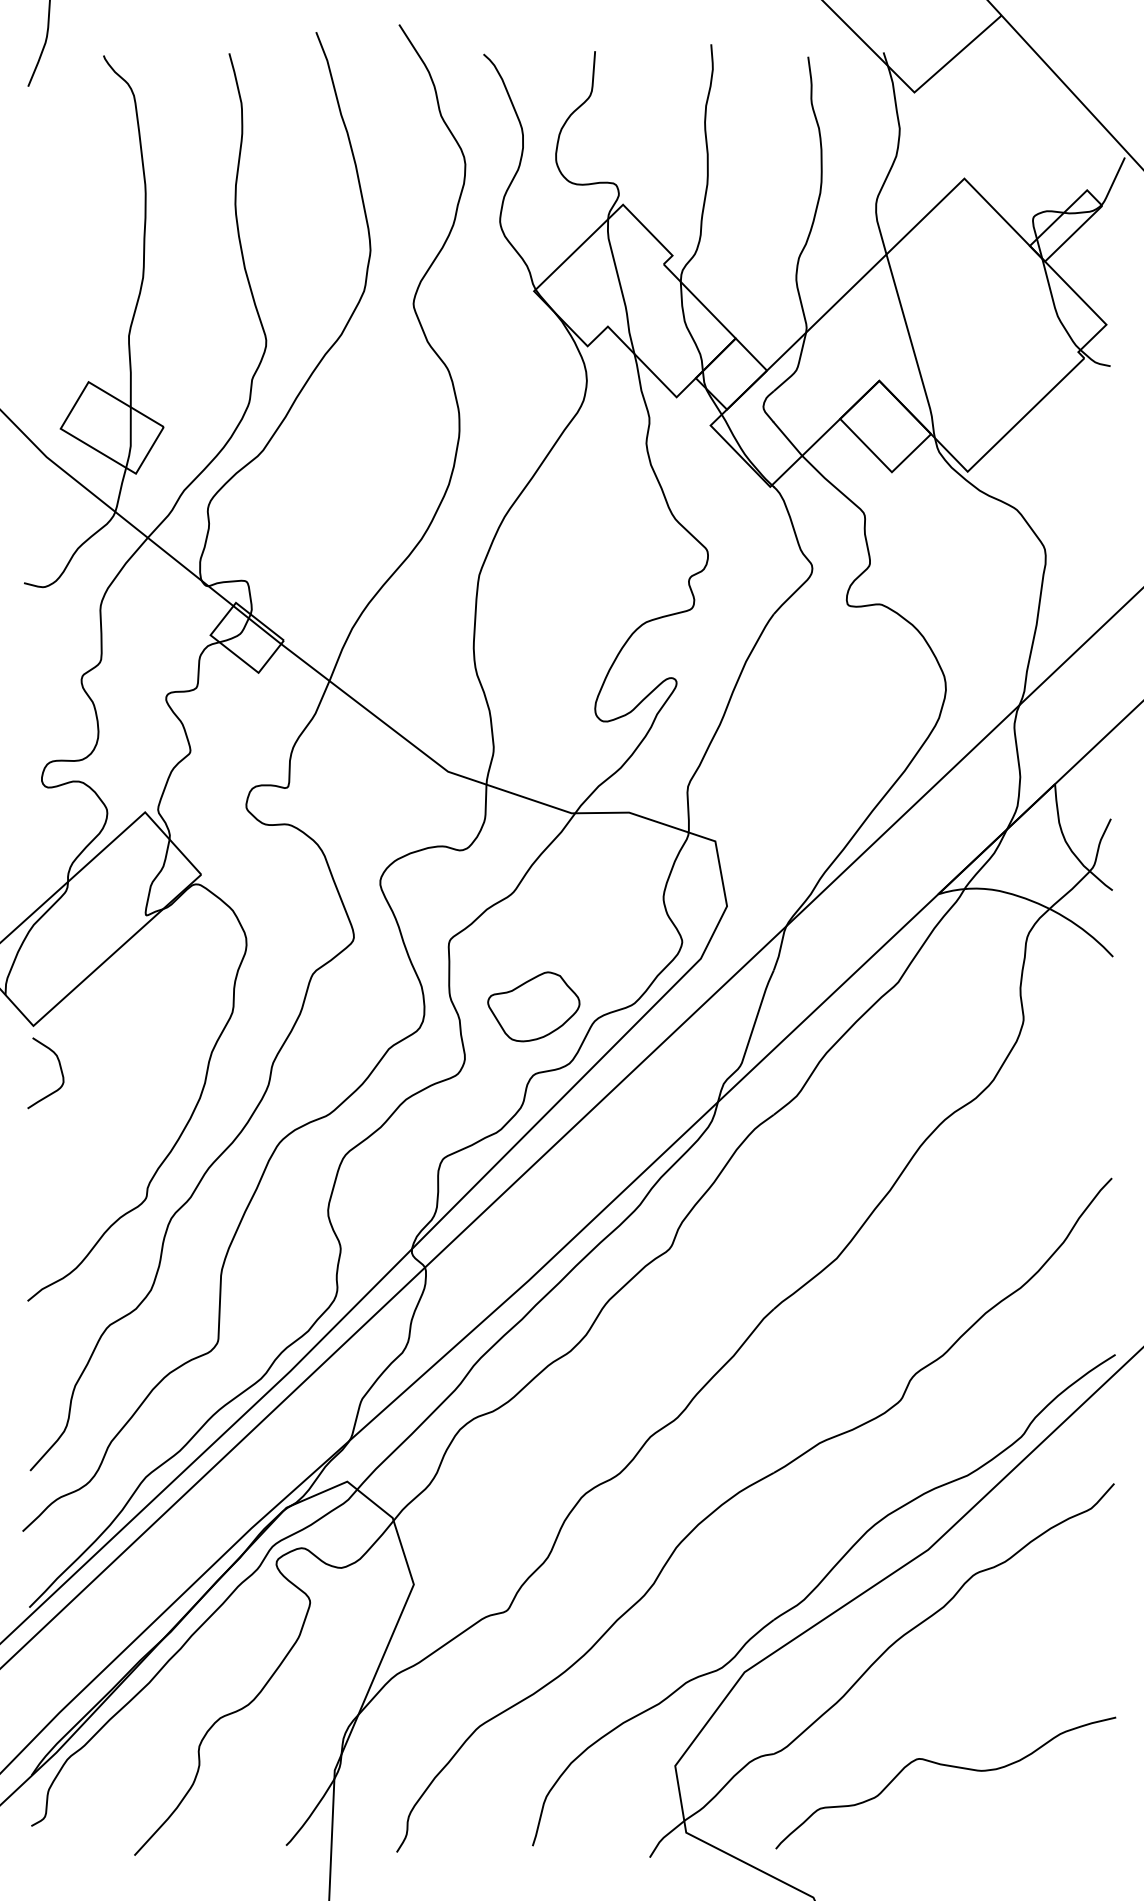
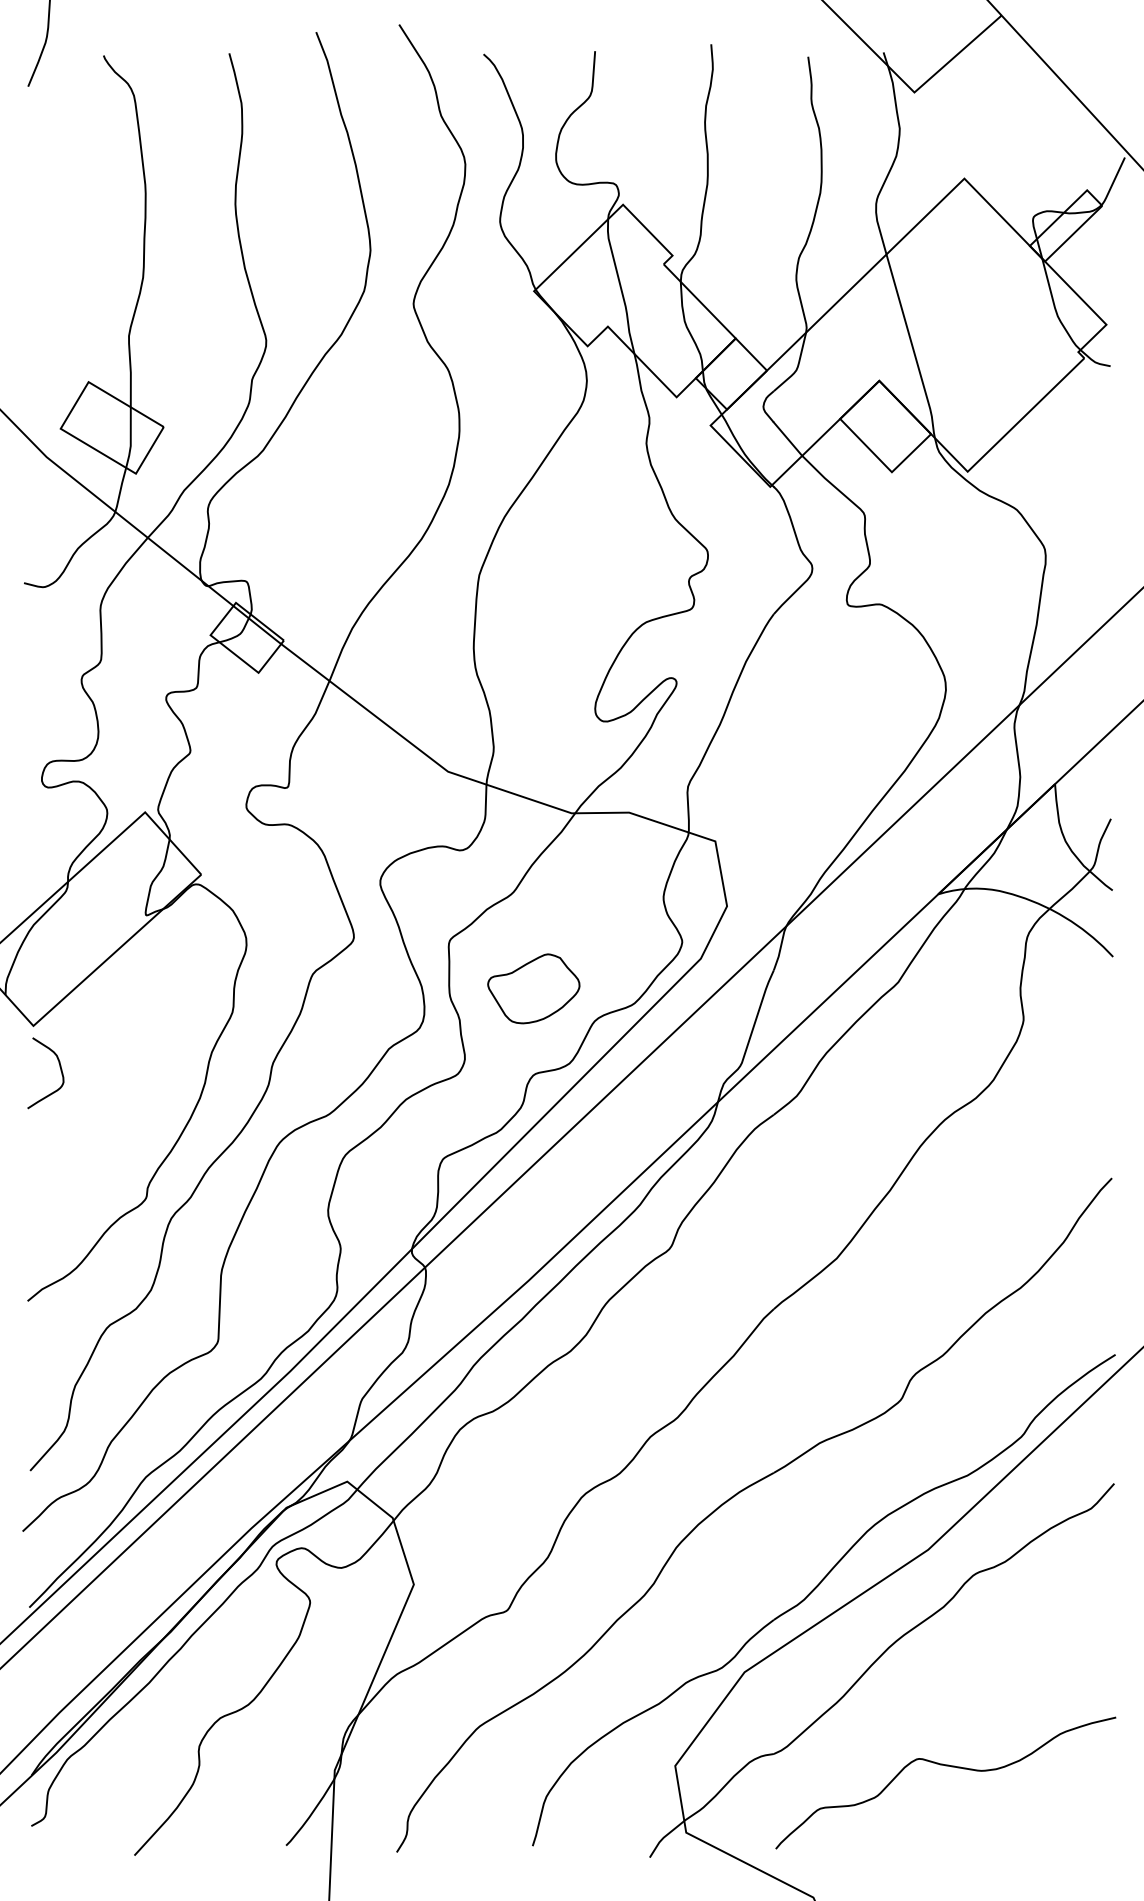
part position: (533, 1006) -> (533, 988) (533, 988)
